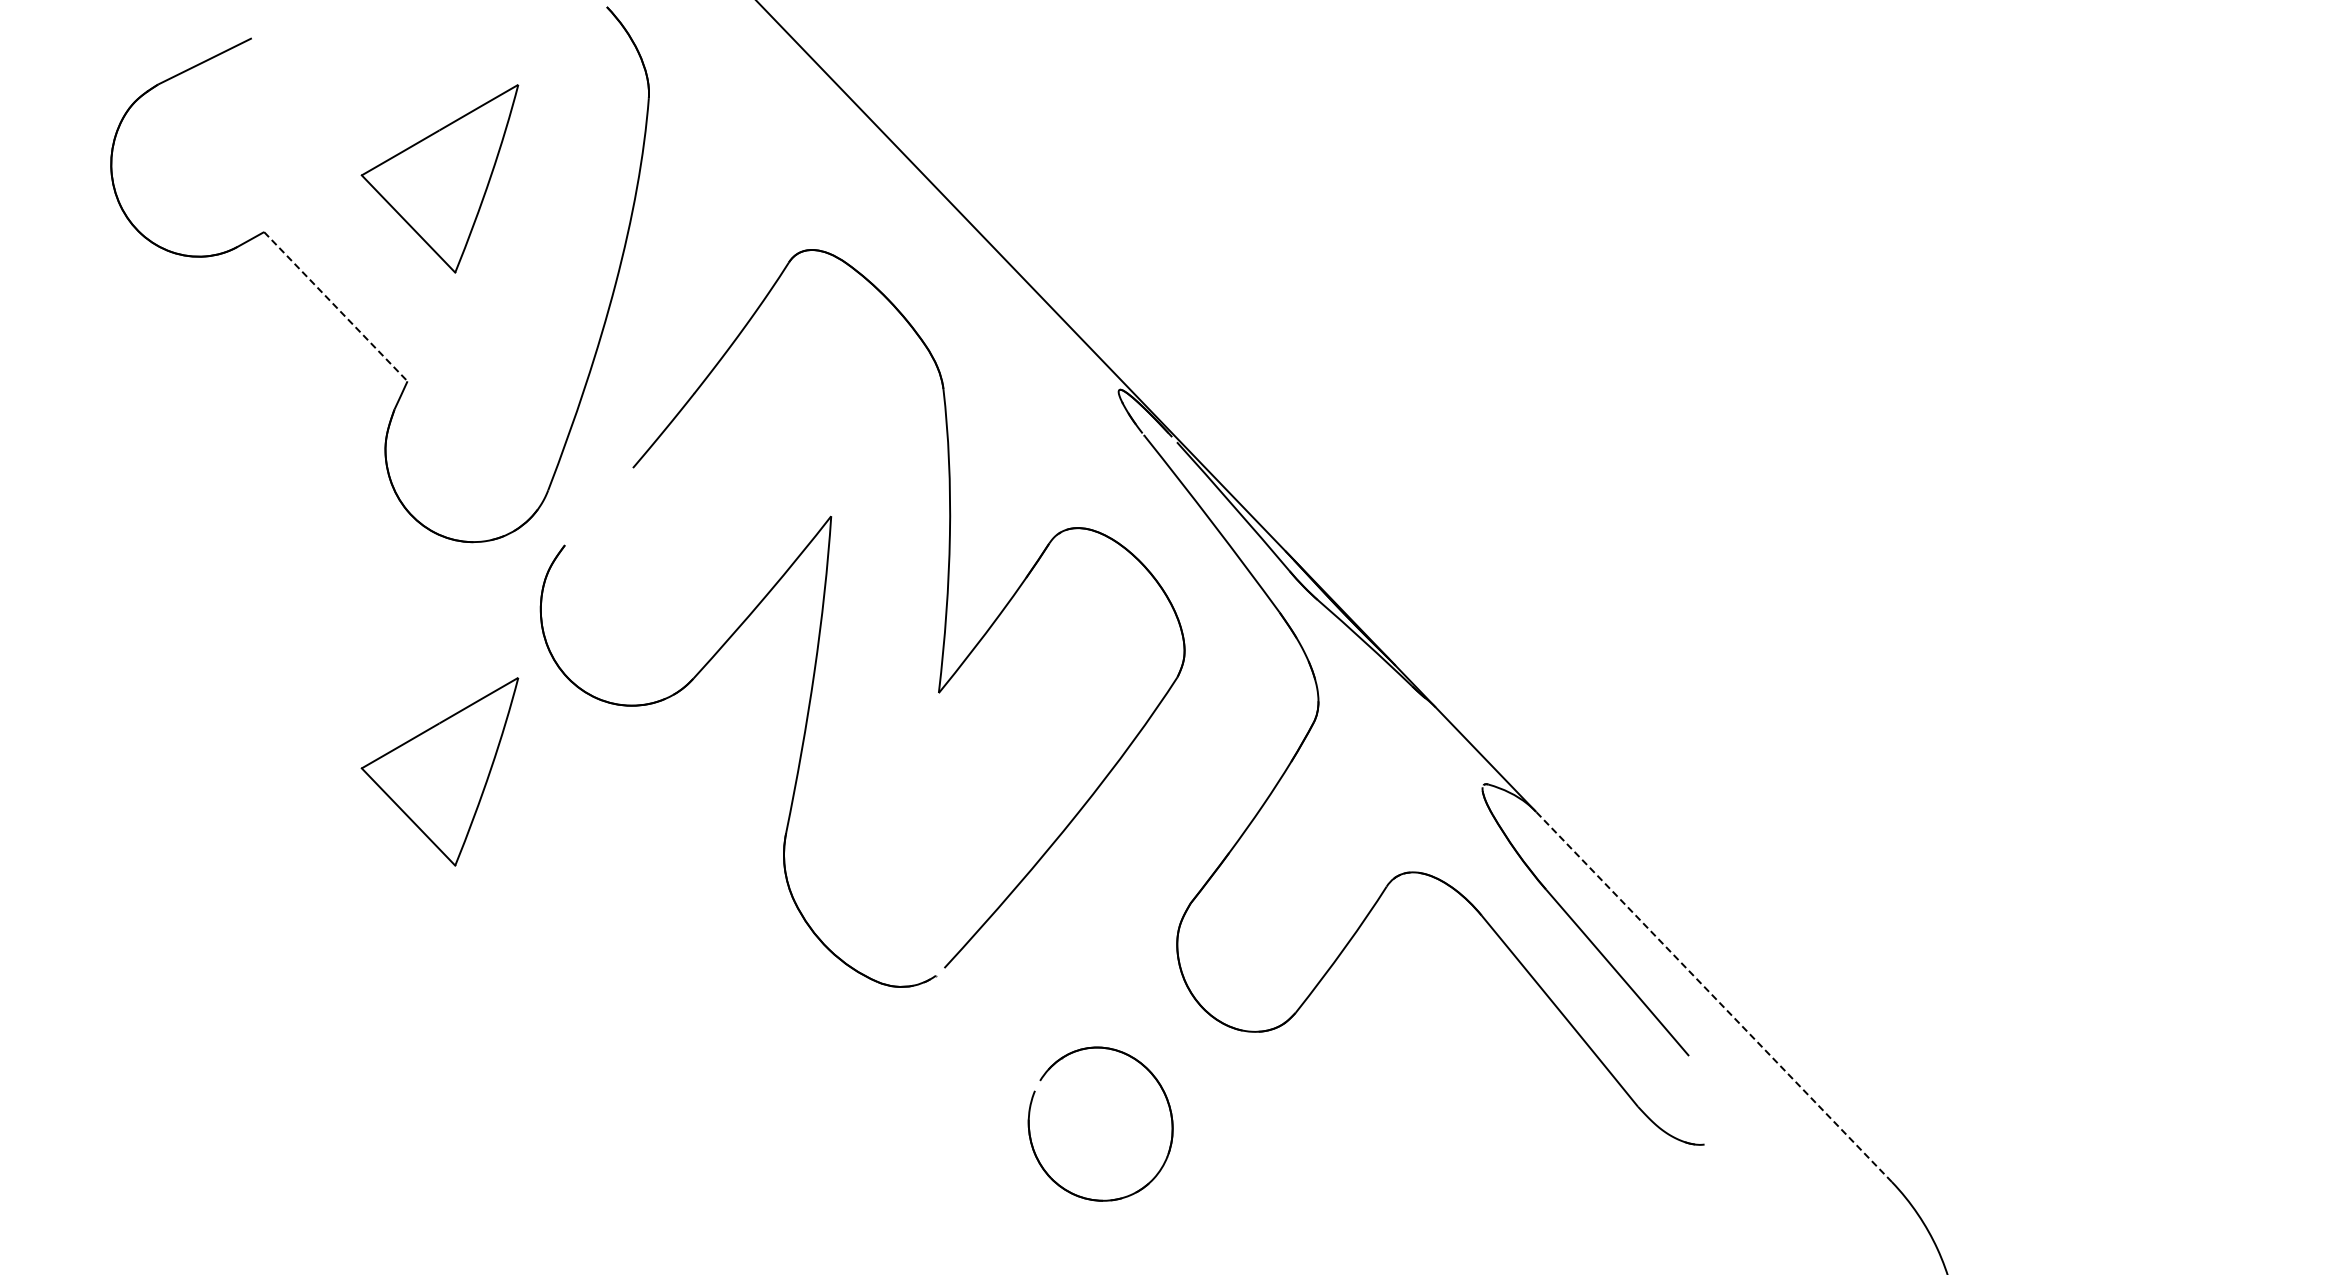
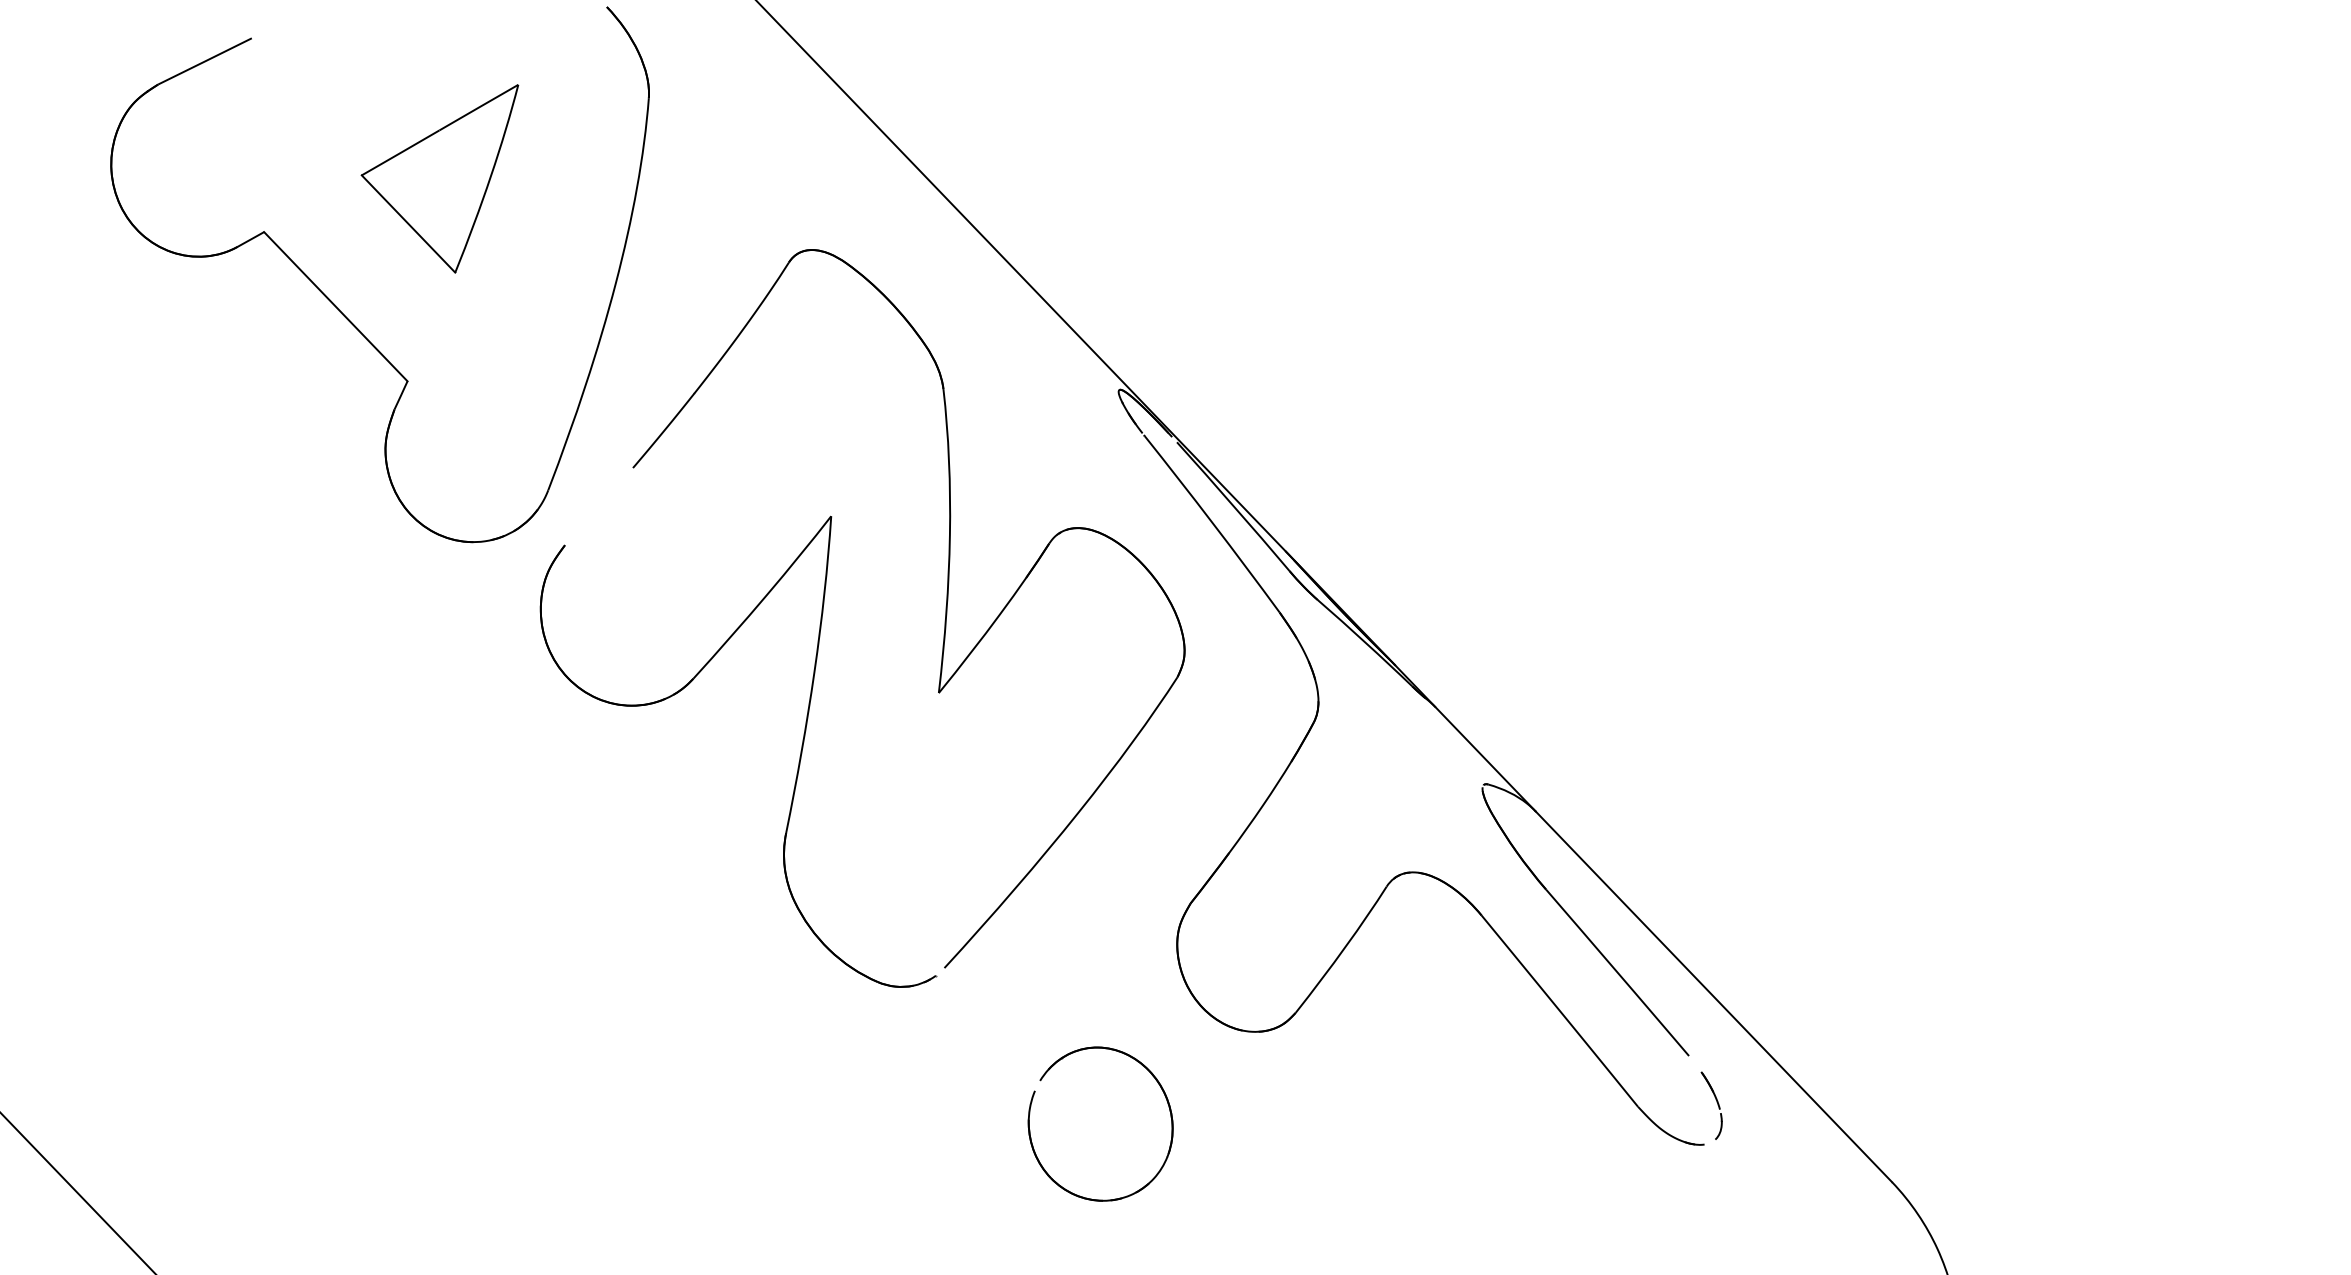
line: dashed -> solid (336, 307)
part: present -> none (439, 771)
line: dashed -> solid (1713, 996)
part: none -> present (1711, 1105)
line: none -> present (77, 1192)
